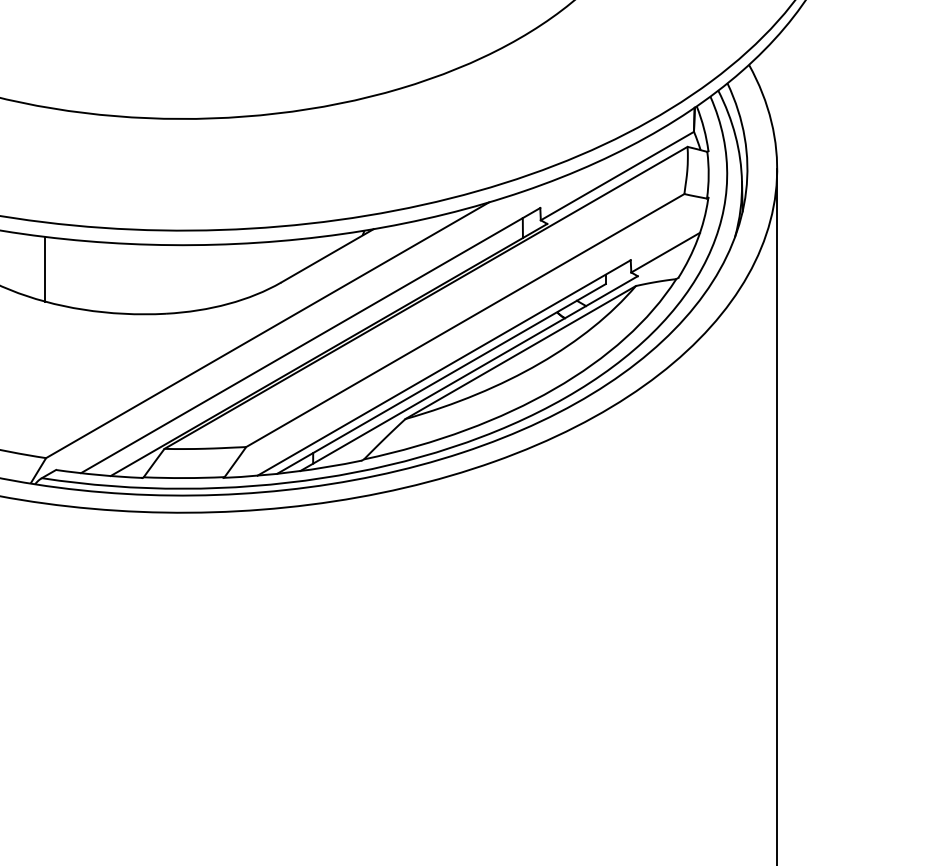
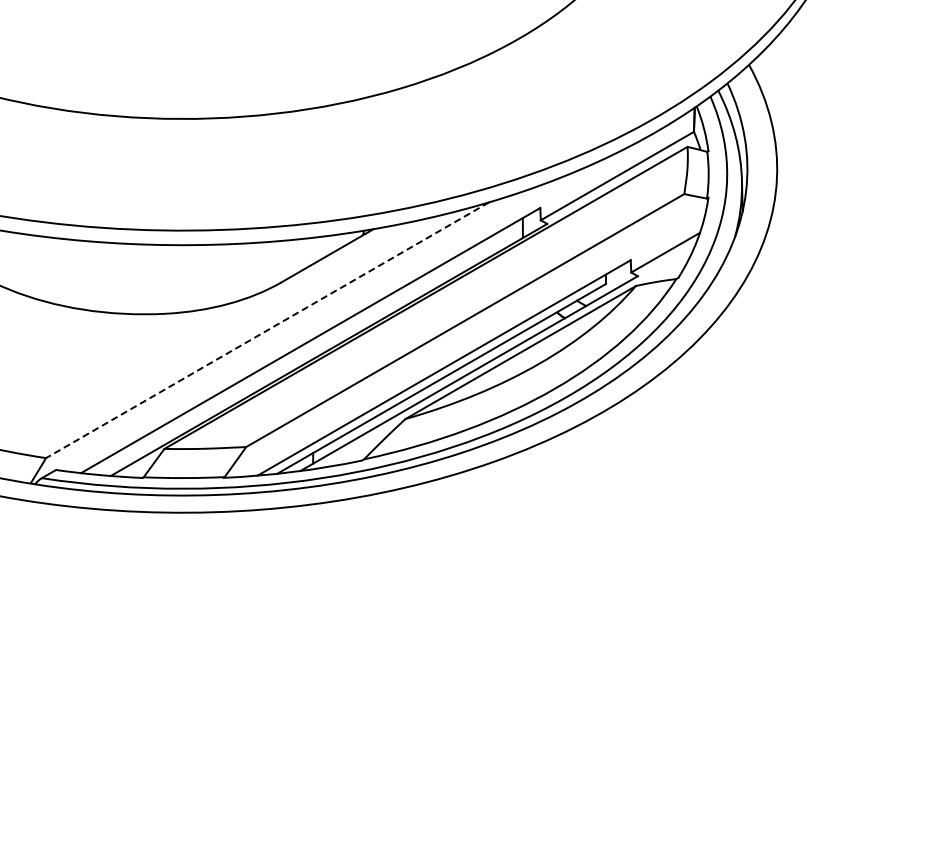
line: present -> none (45, 268)
line: solid -> dashed (267, 330)
line: present -> none (777, 515)
